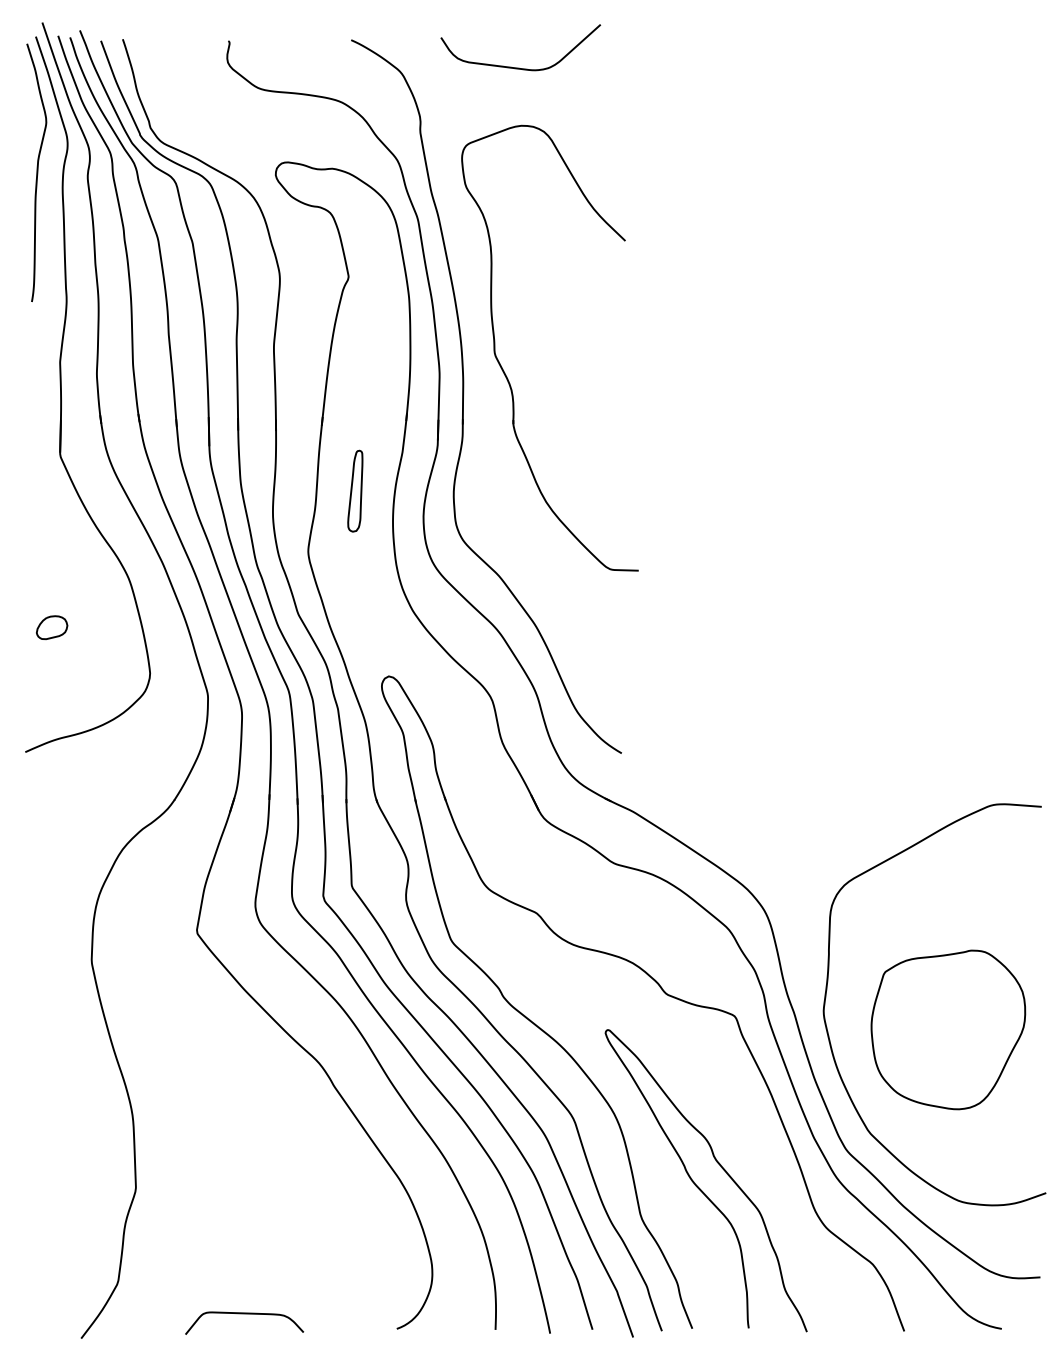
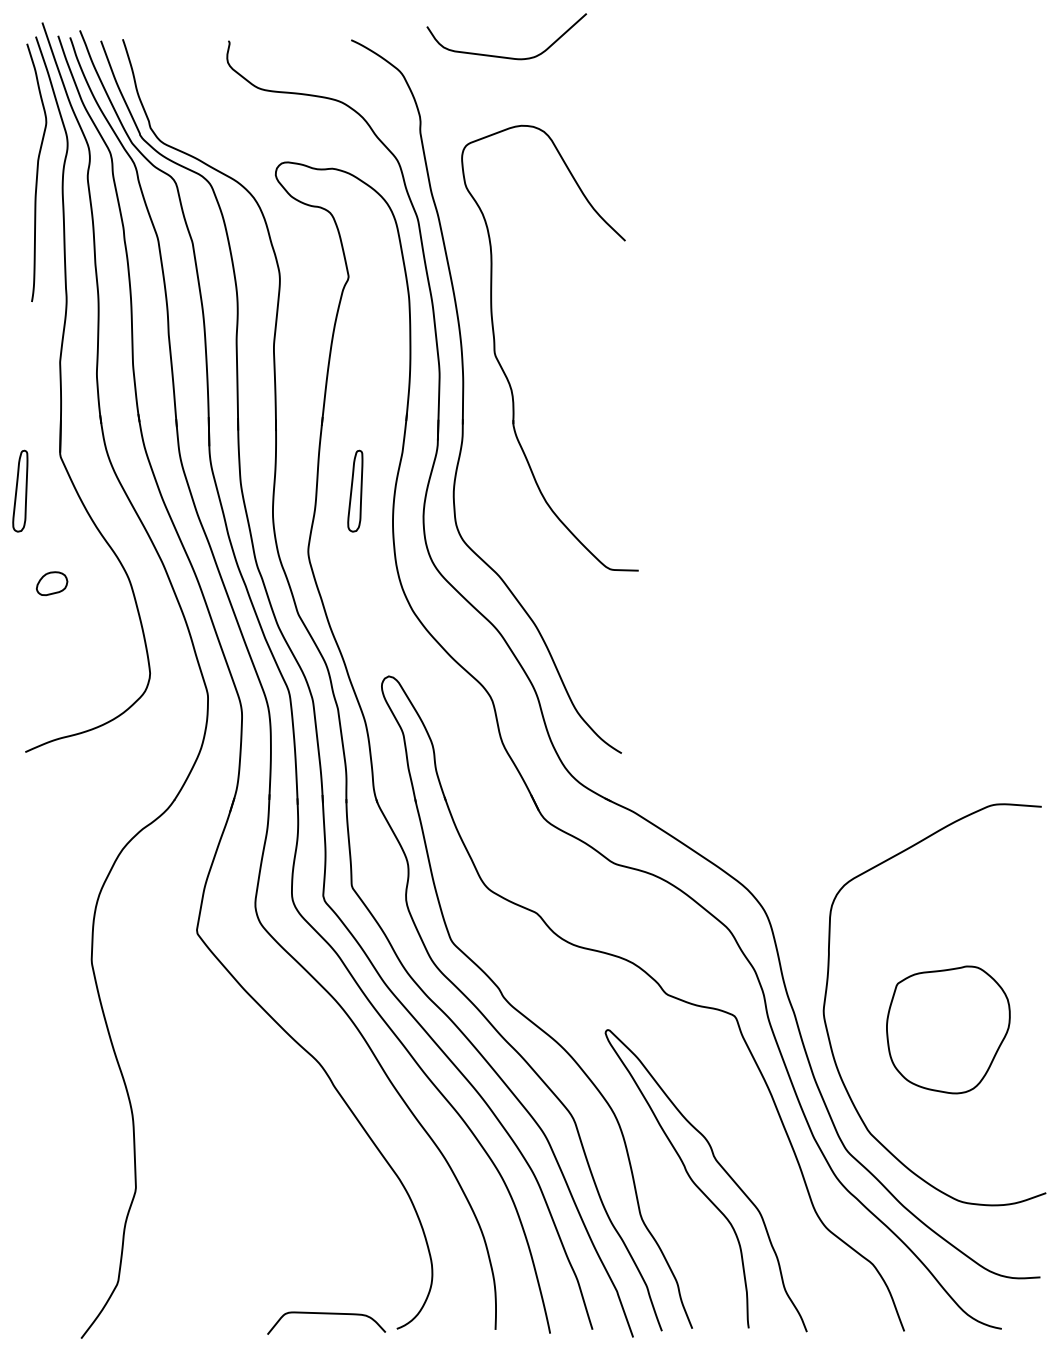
curve position: (519, 67) -> (505, 56) (505, 56)
part: none -> present (20, 490)
part position: (52, 627) -> (52, 583) (52, 583)
part size: 157x162 px -> 125x130 px (948, 1029)
curve position: (244, 1314) -> (326, 1314) (326, 1314)
